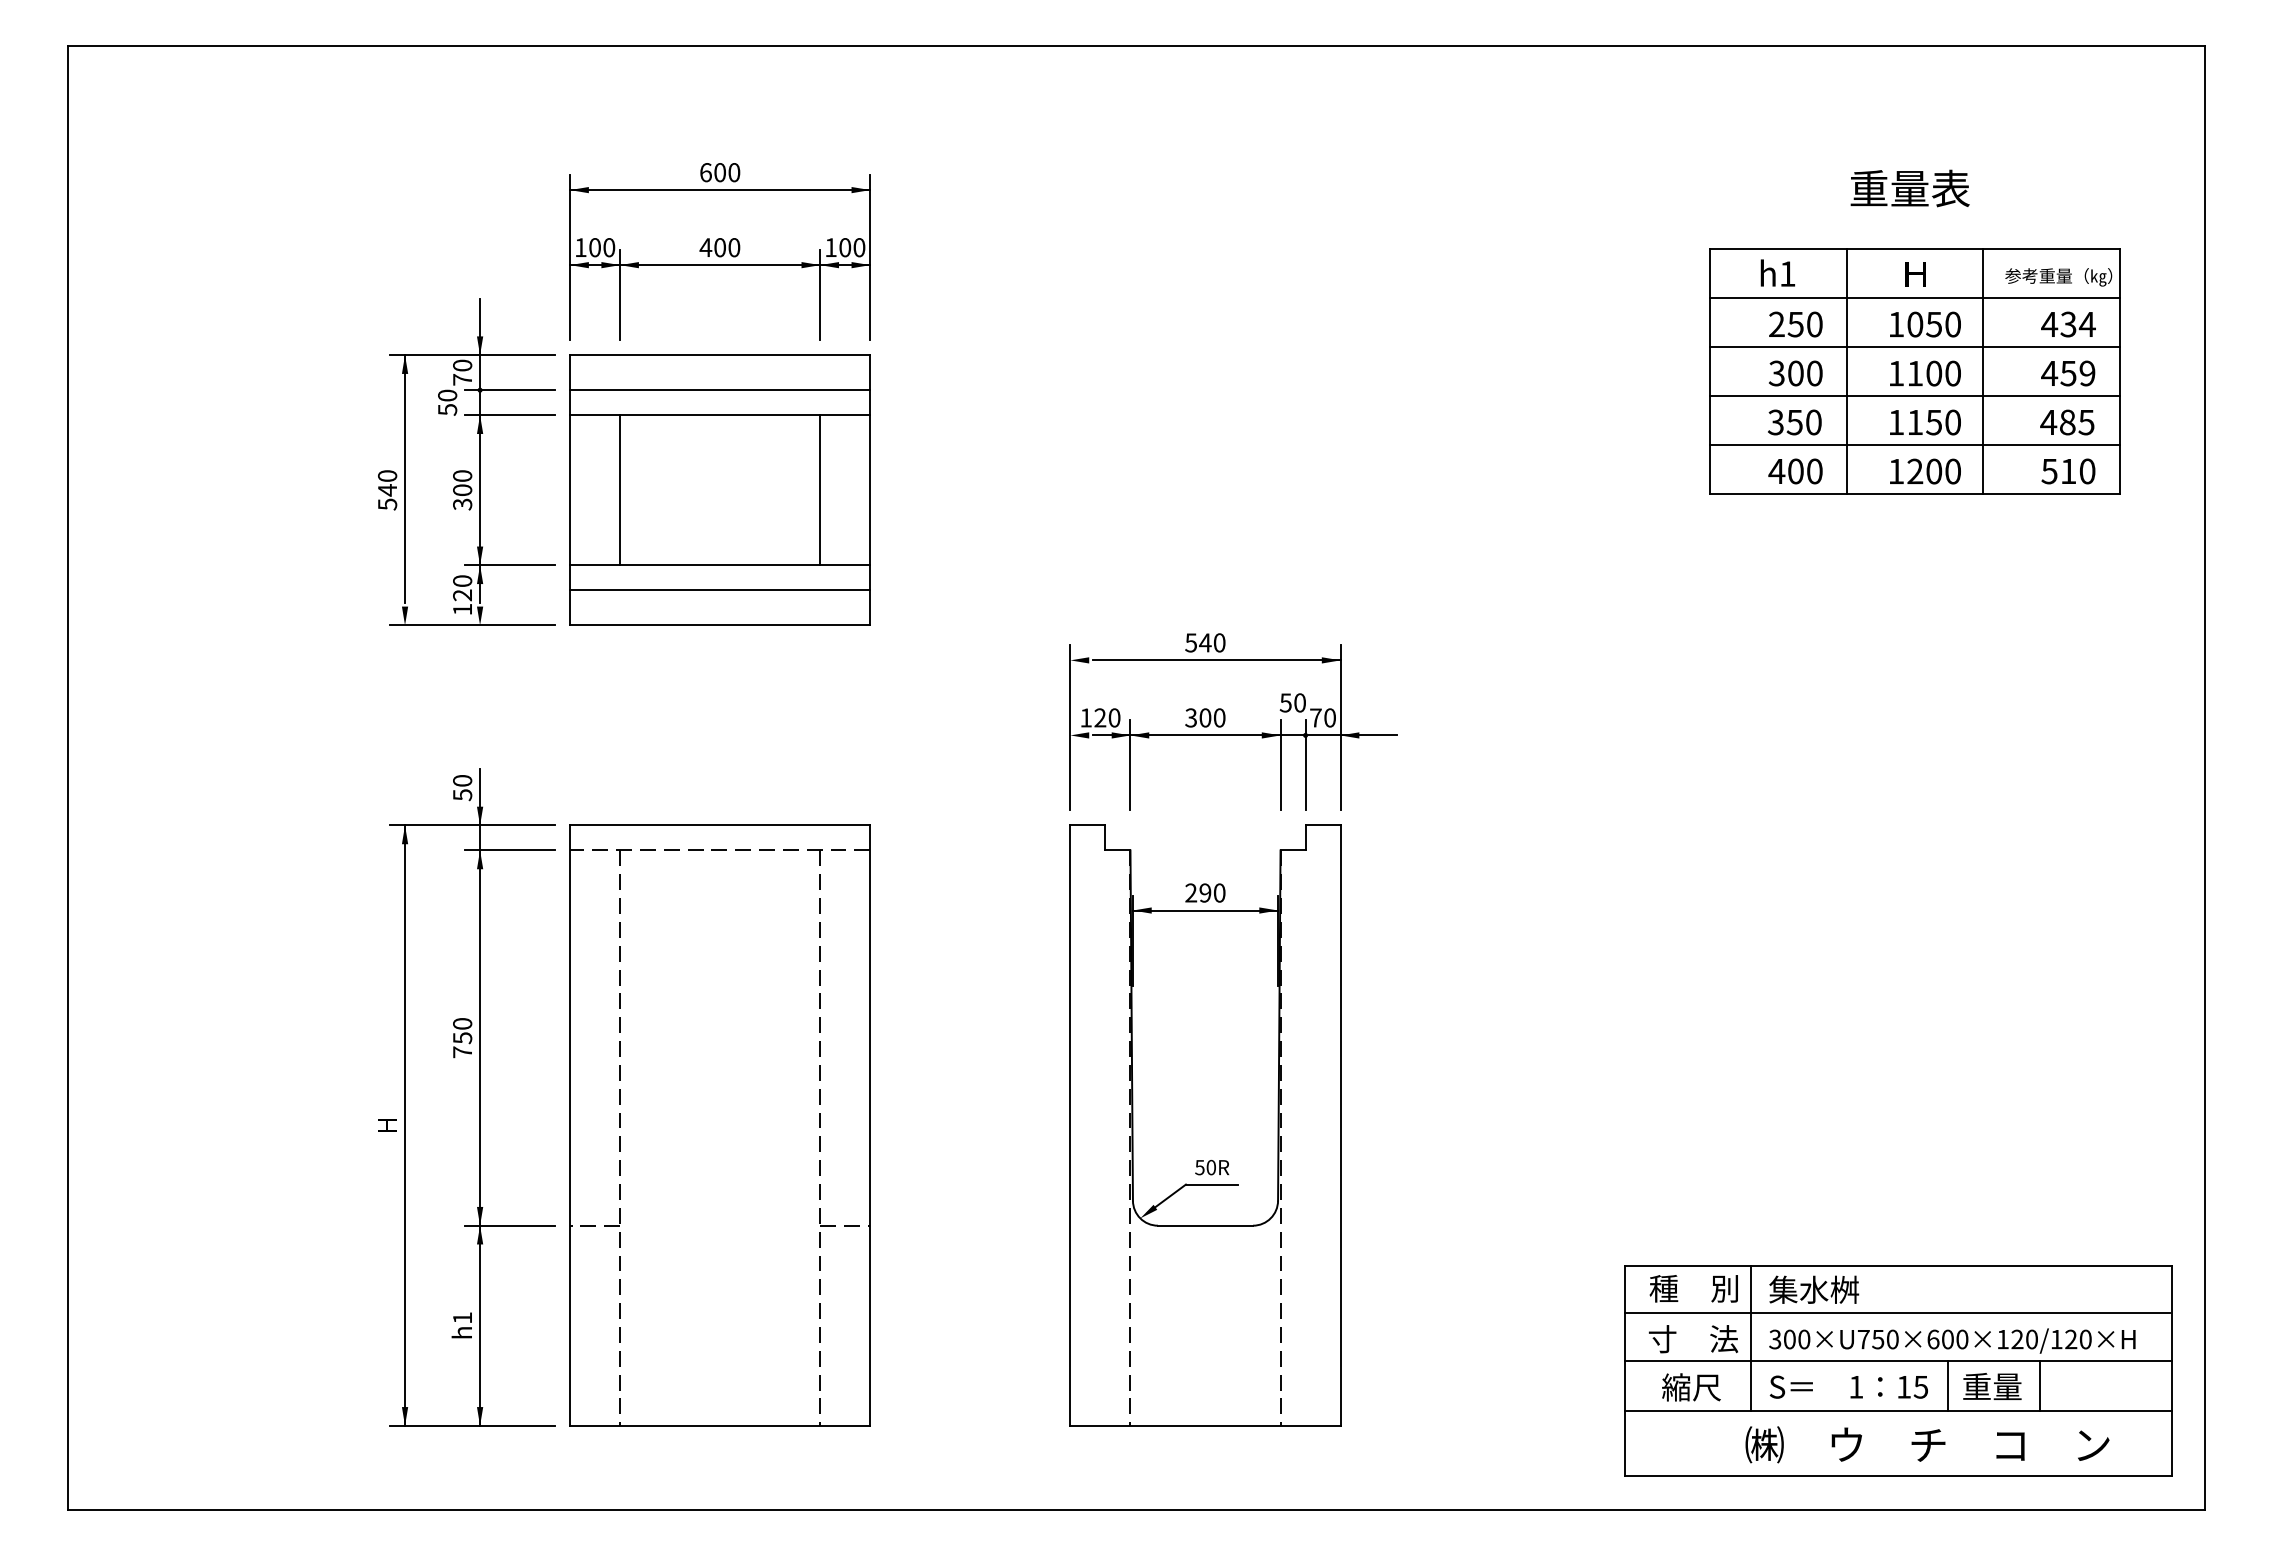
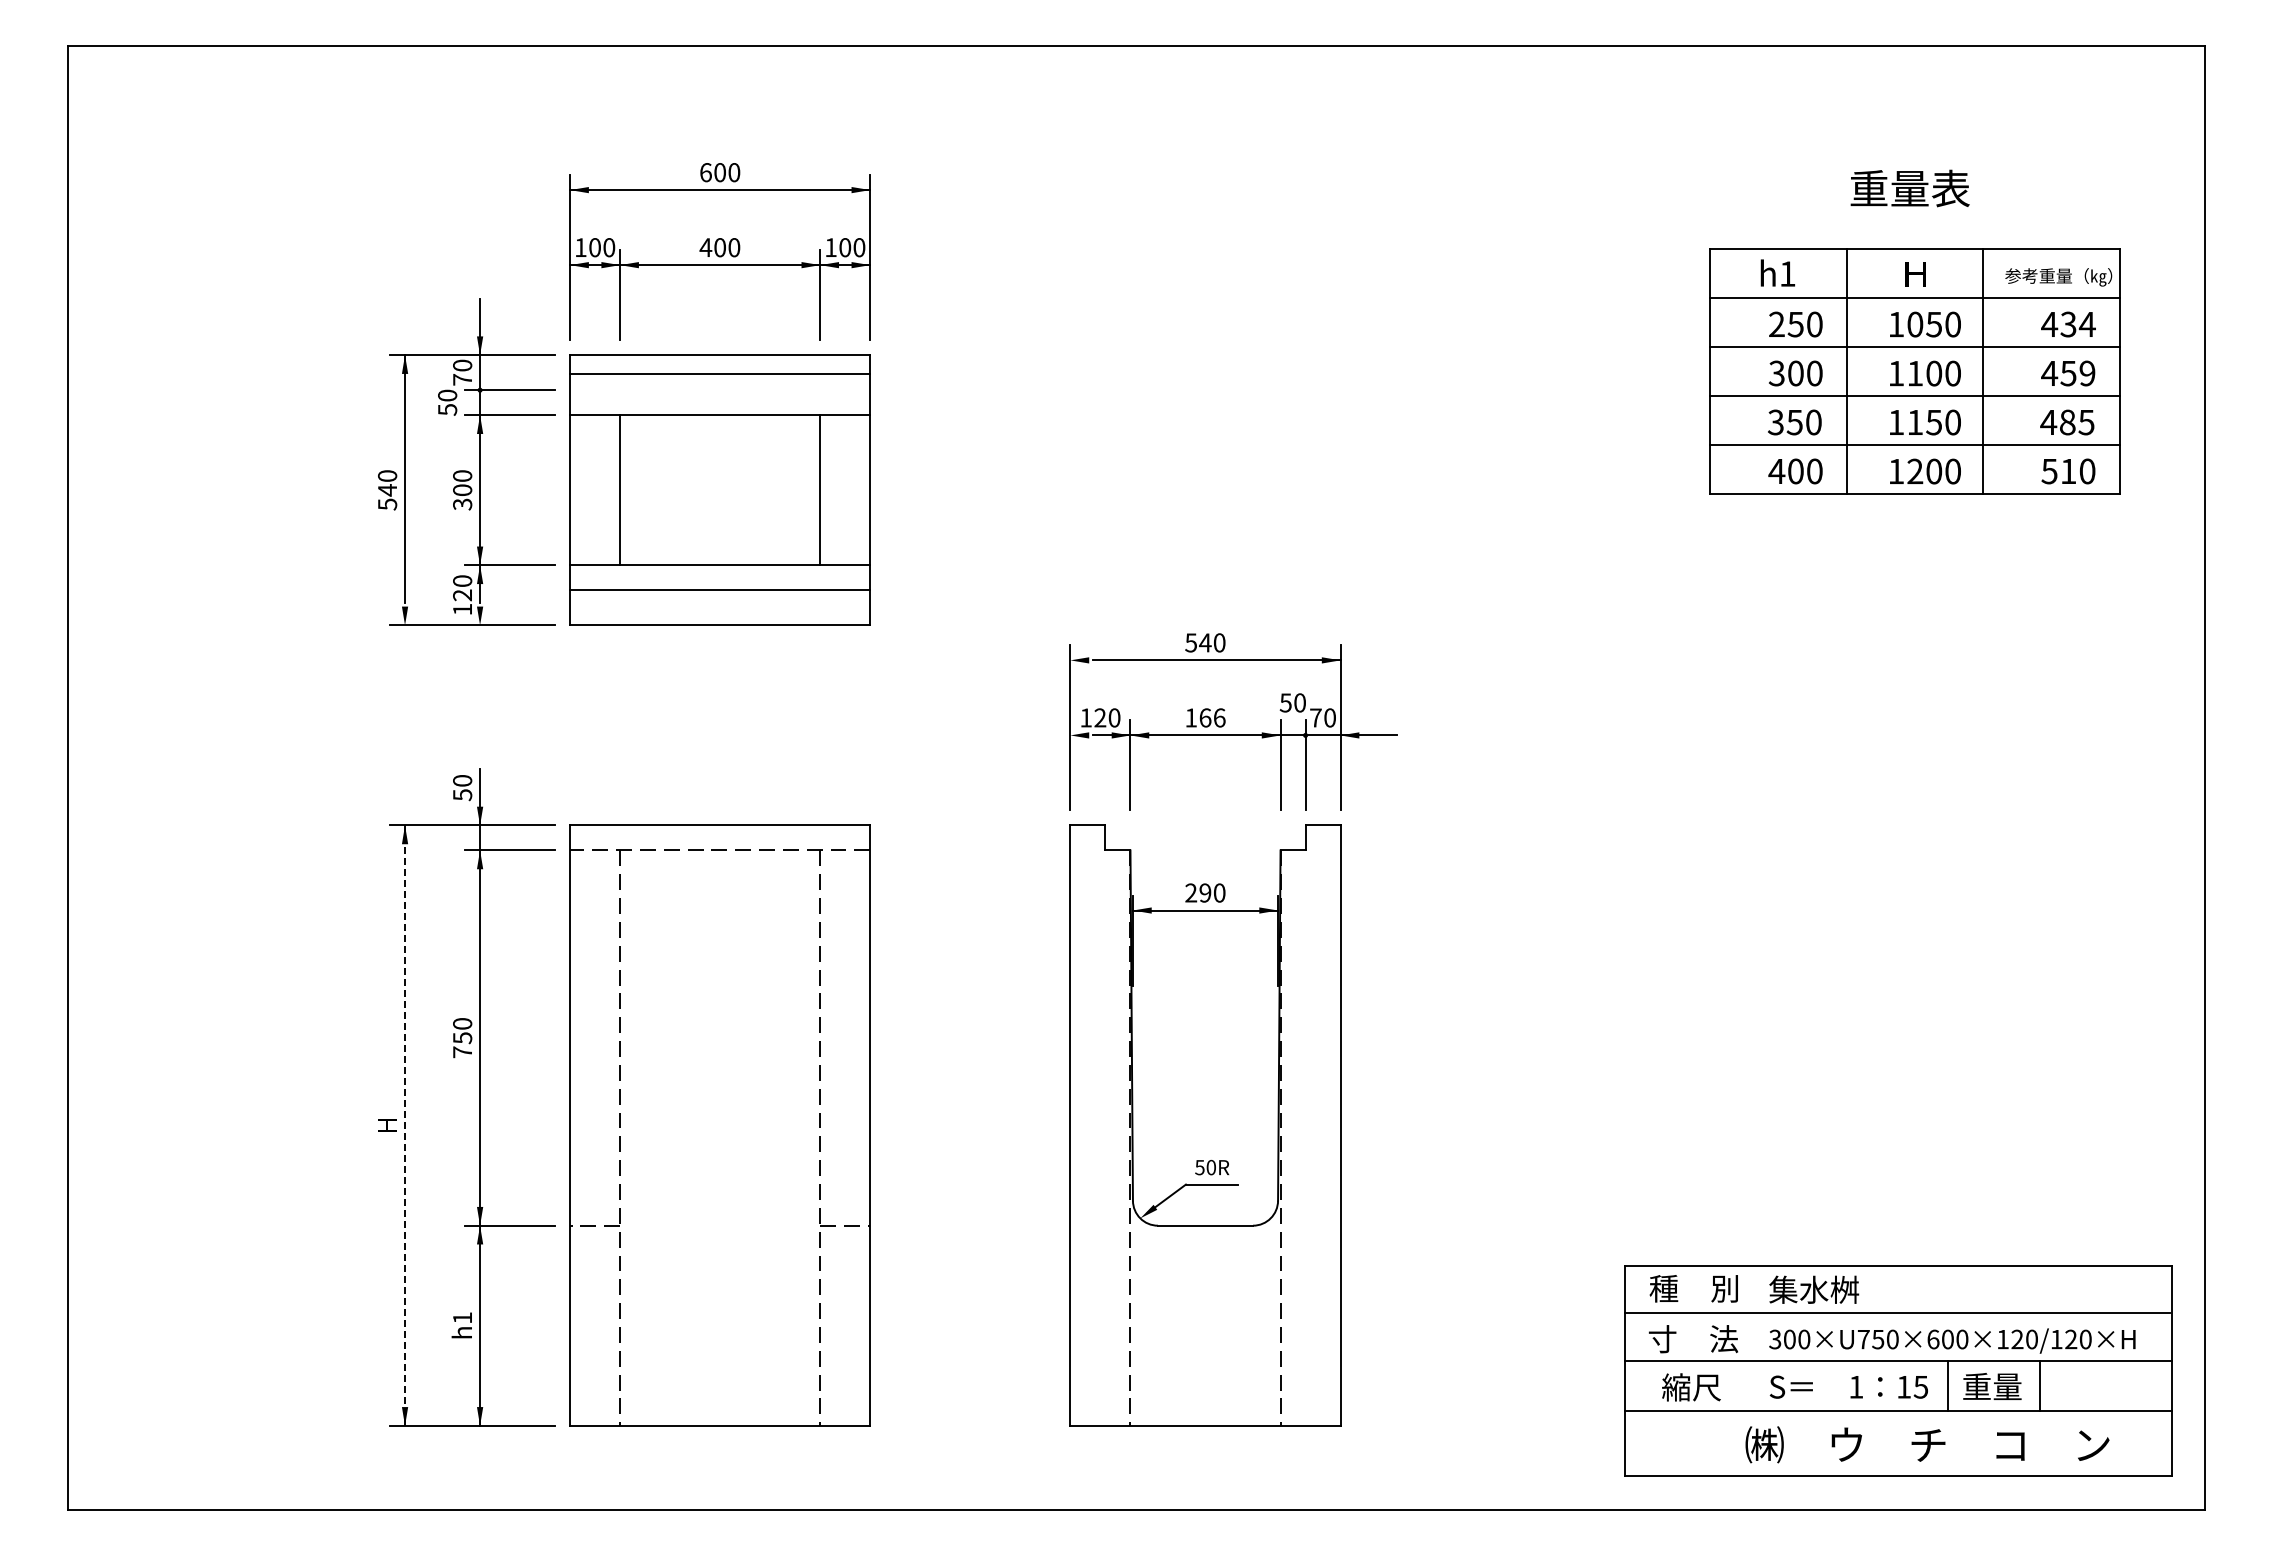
line position: (720, 390) -> (720, 374) (720, 374)
text: 300 -> 166 (1205, 717)
line: solid -> dashed (405, 1126)
line: present -> none (1750, 1338)
